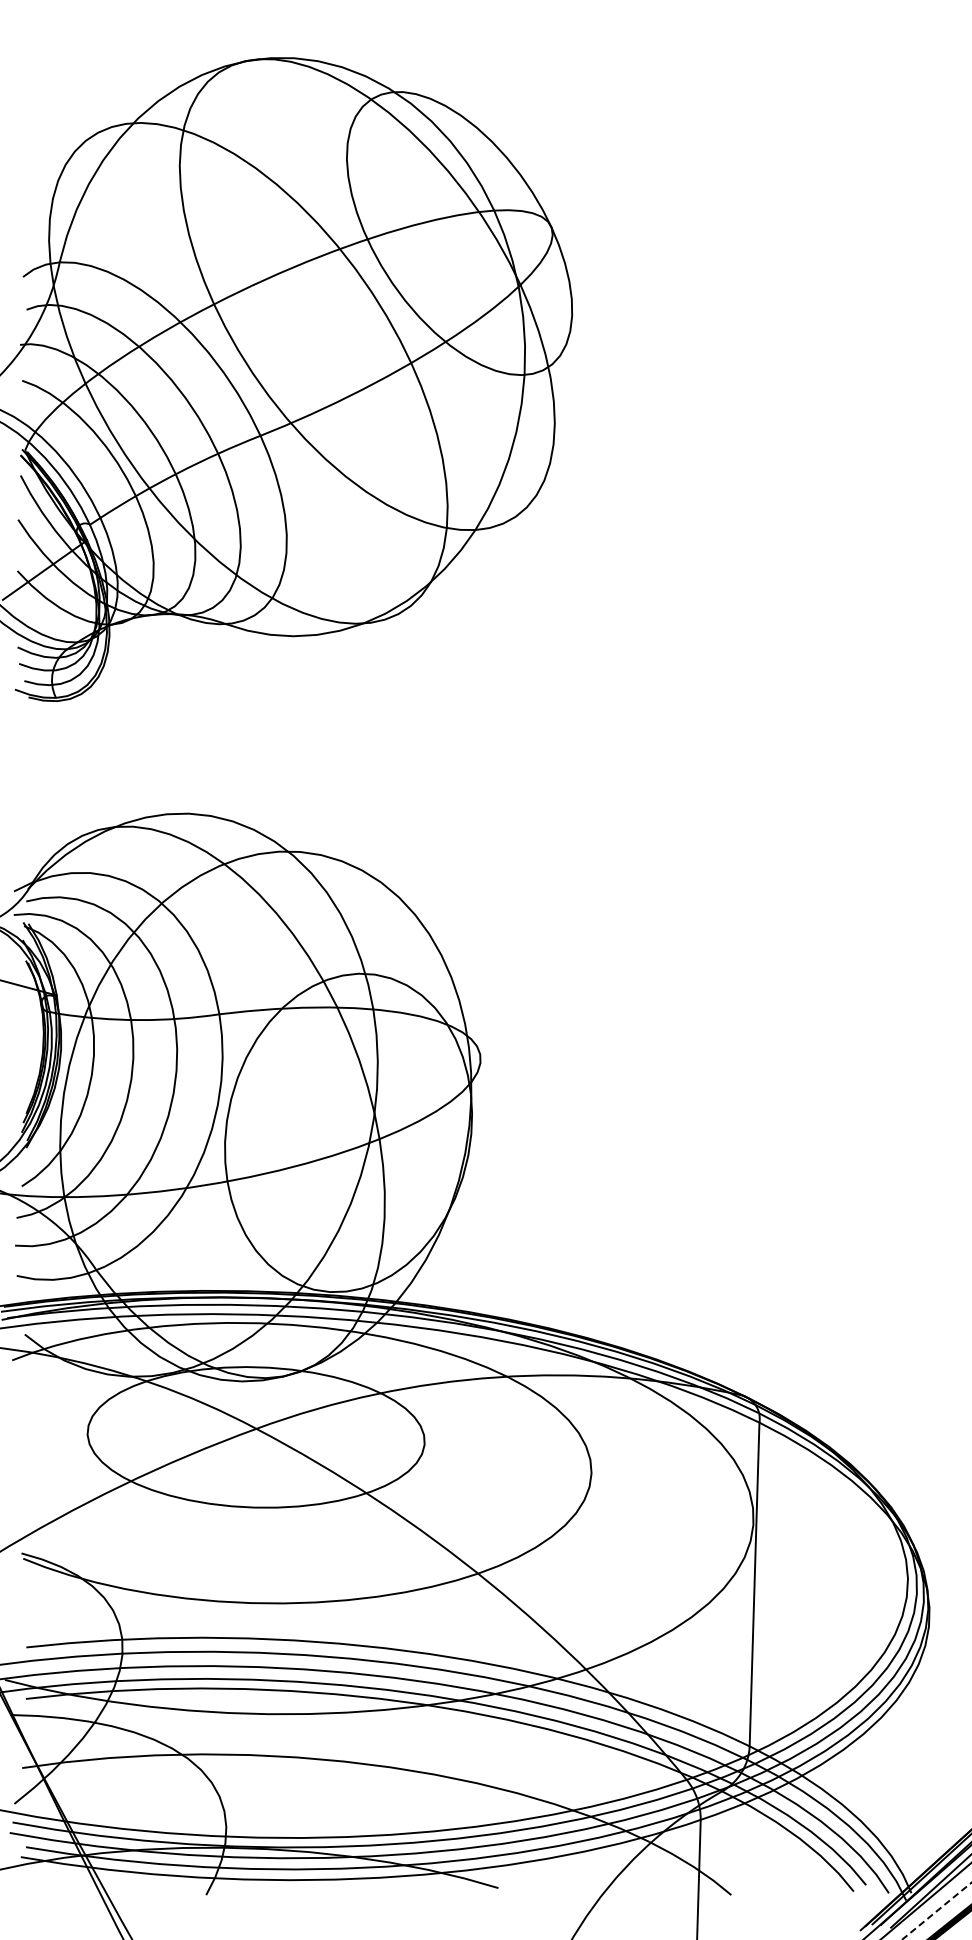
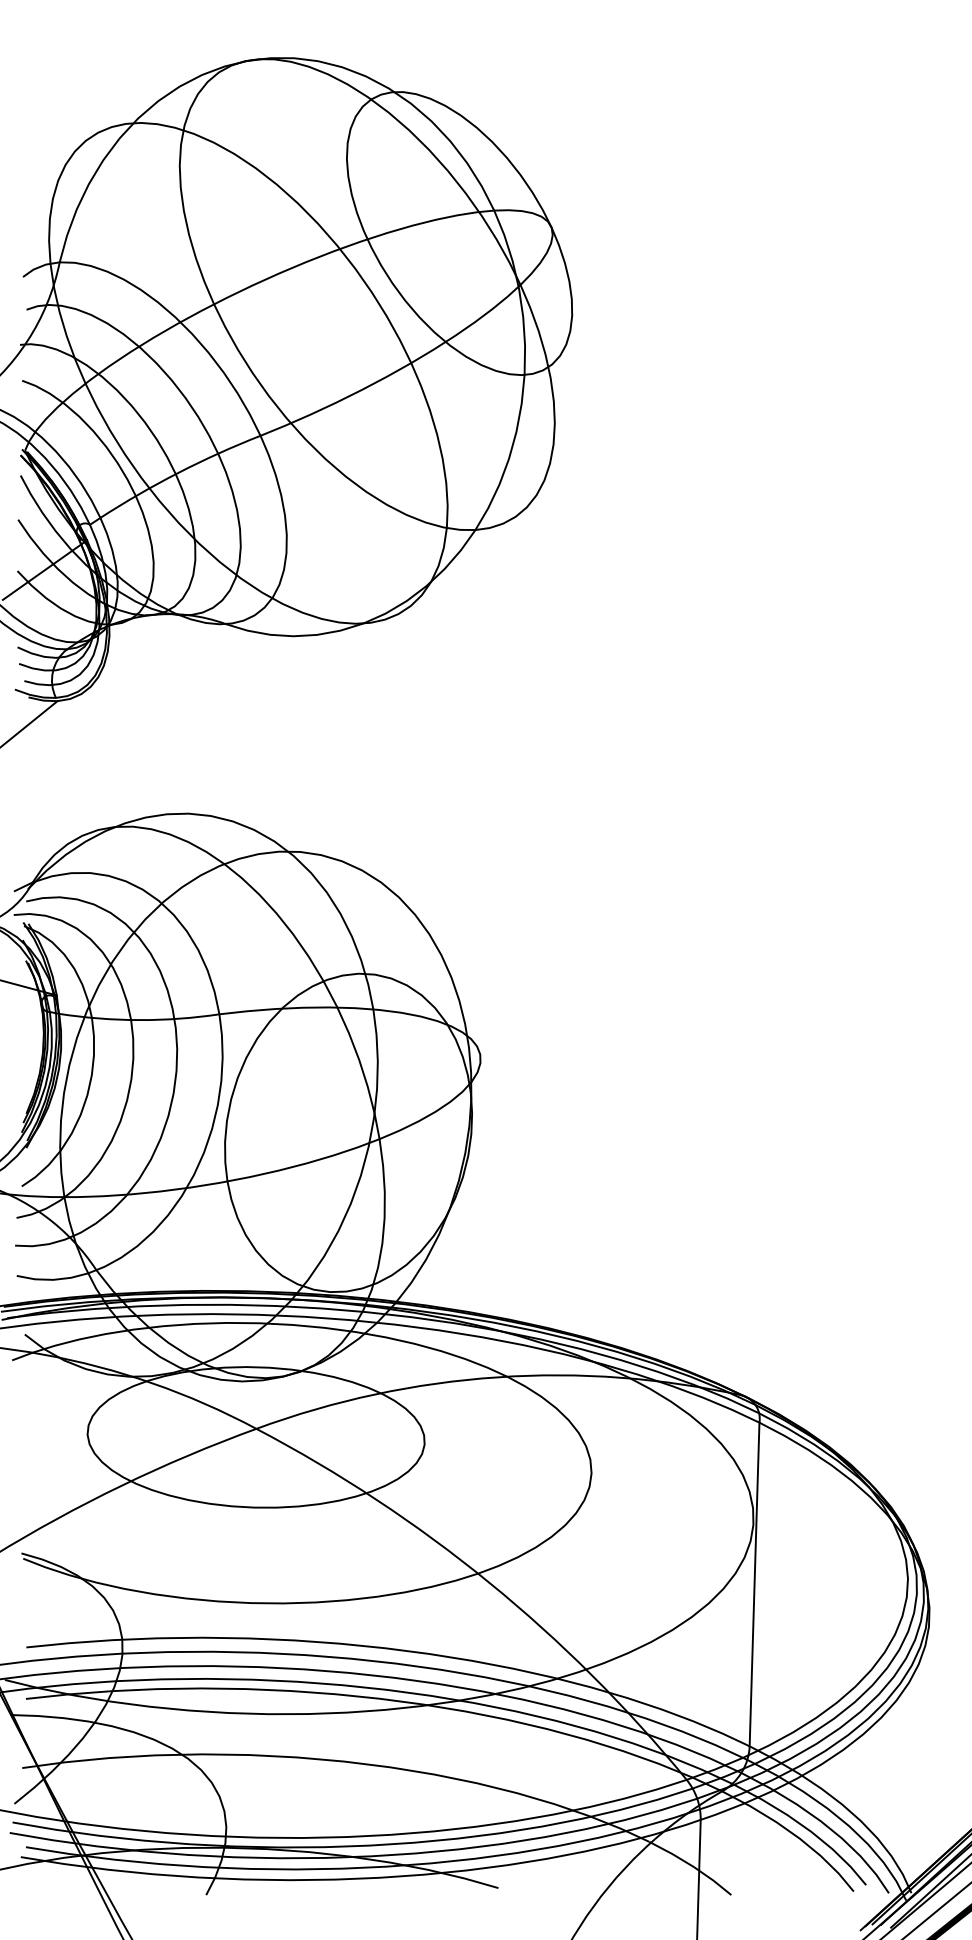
line: none -> present (29, 723)
arc: dashed -> solid (936, 1911)
